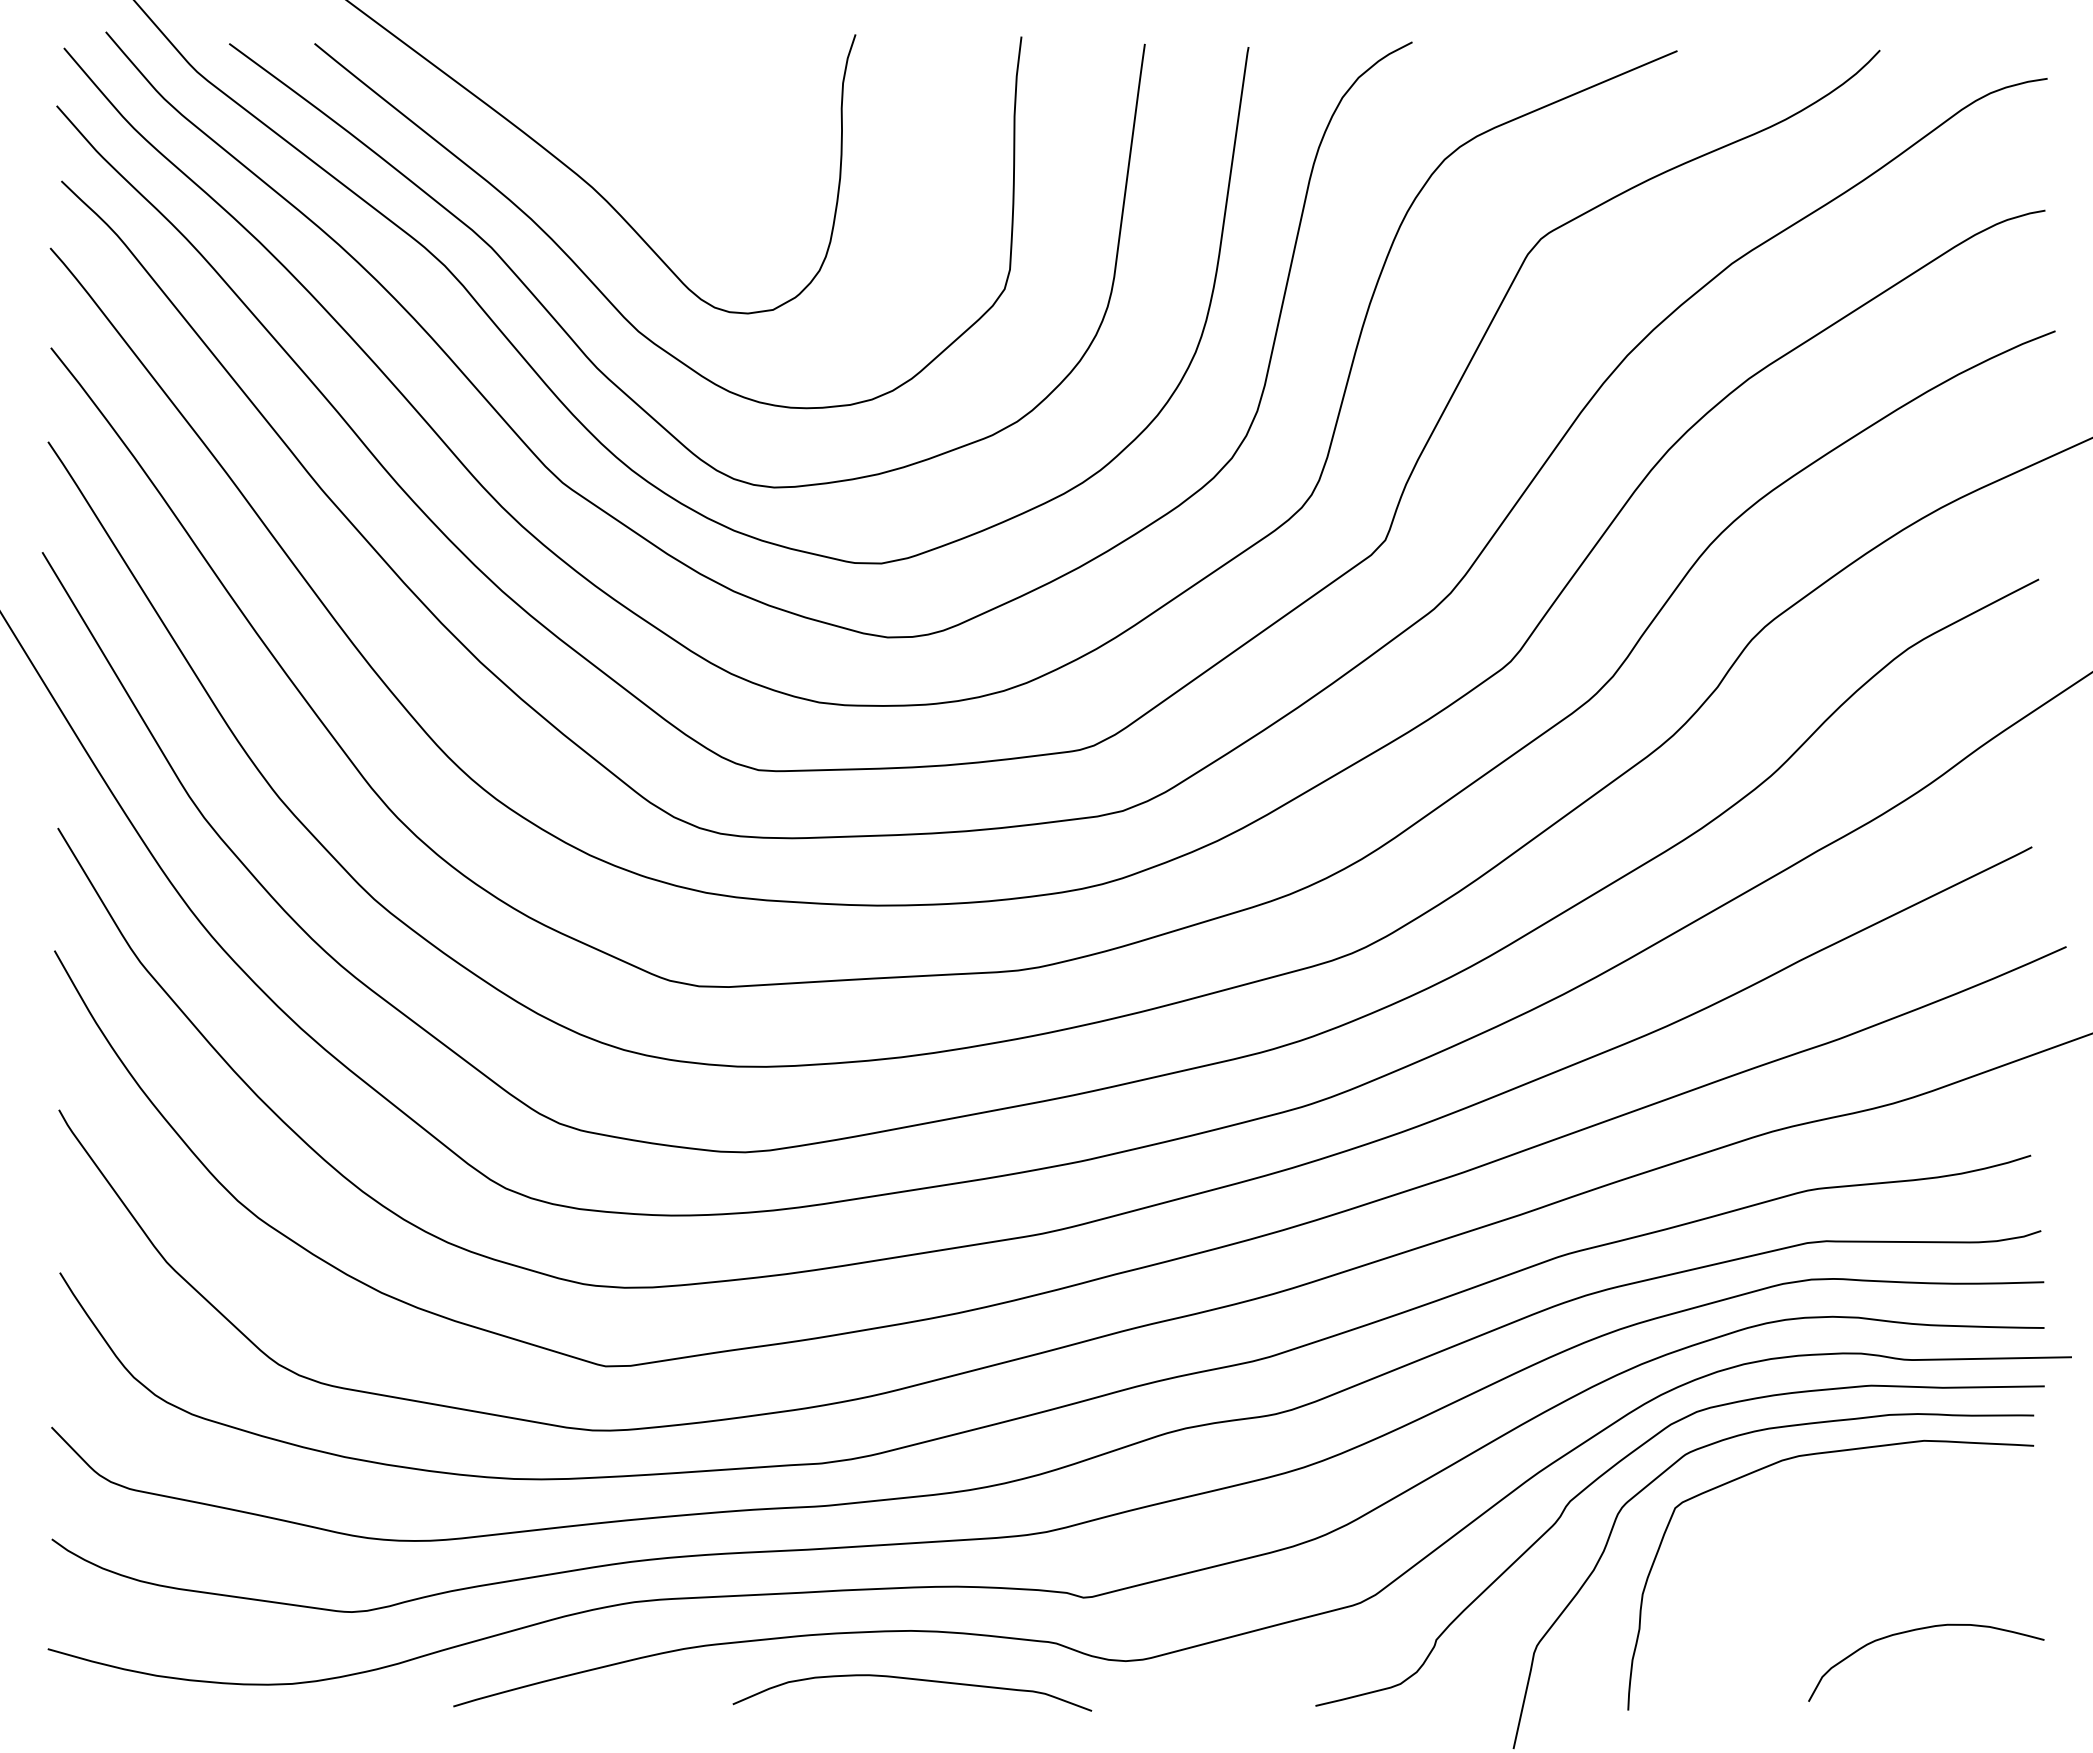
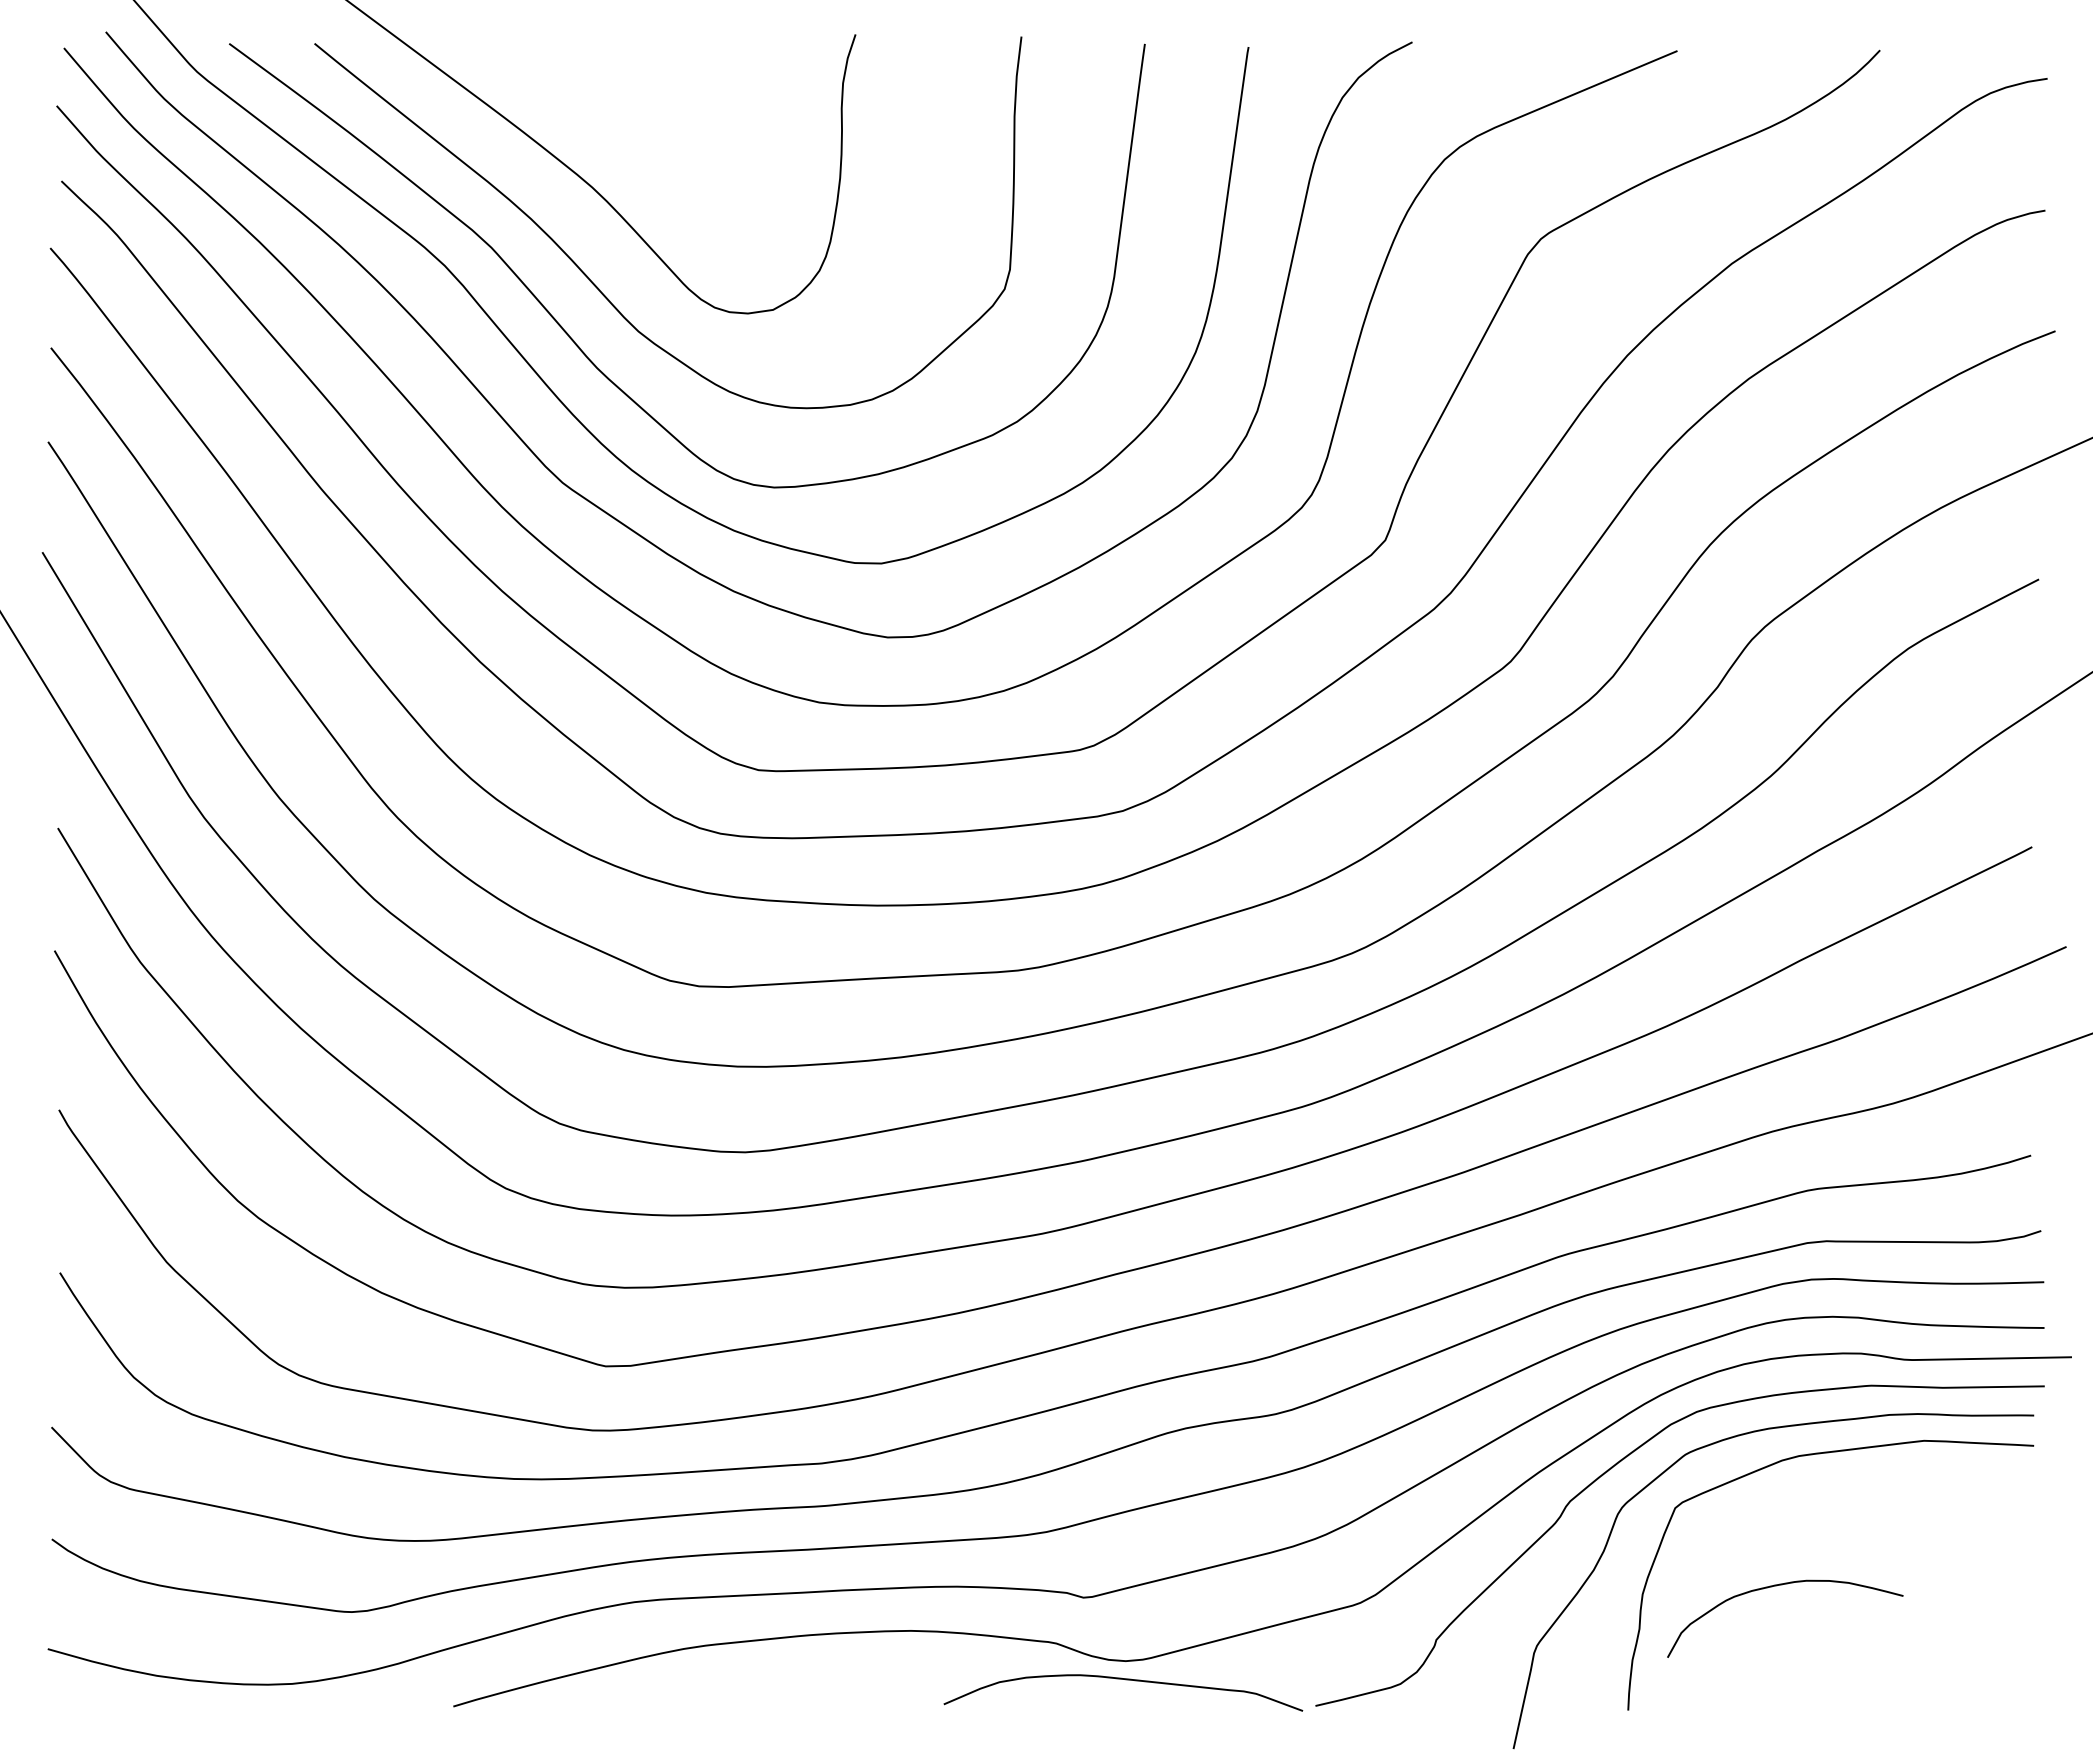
curve position: (1923, 1629) -> (1782, 1585) (1782, 1585)
curve position: (914, 1680) -> (1125, 1680) (1125, 1680)
